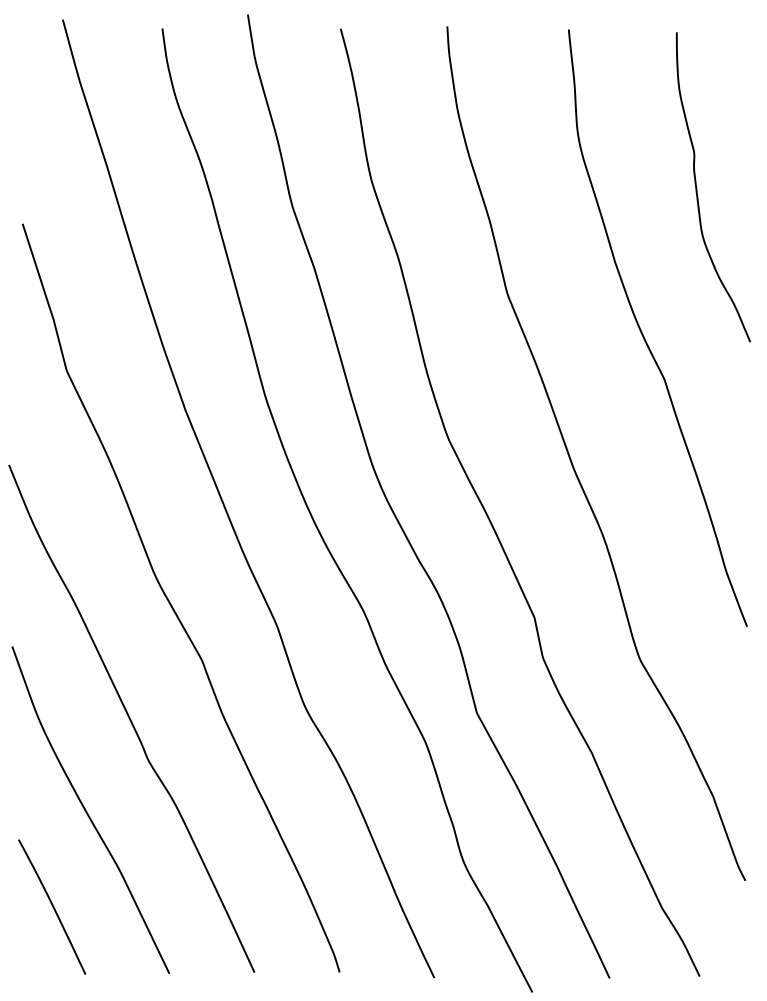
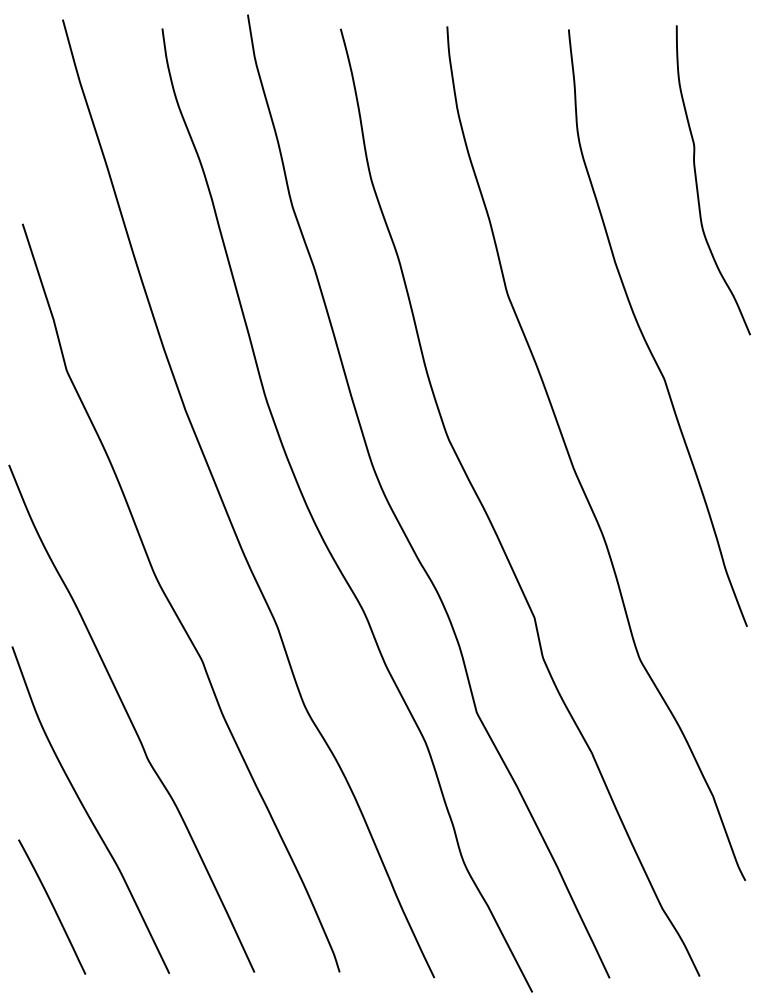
curve position: (697, 187) -> (697, 180) (697, 180)
